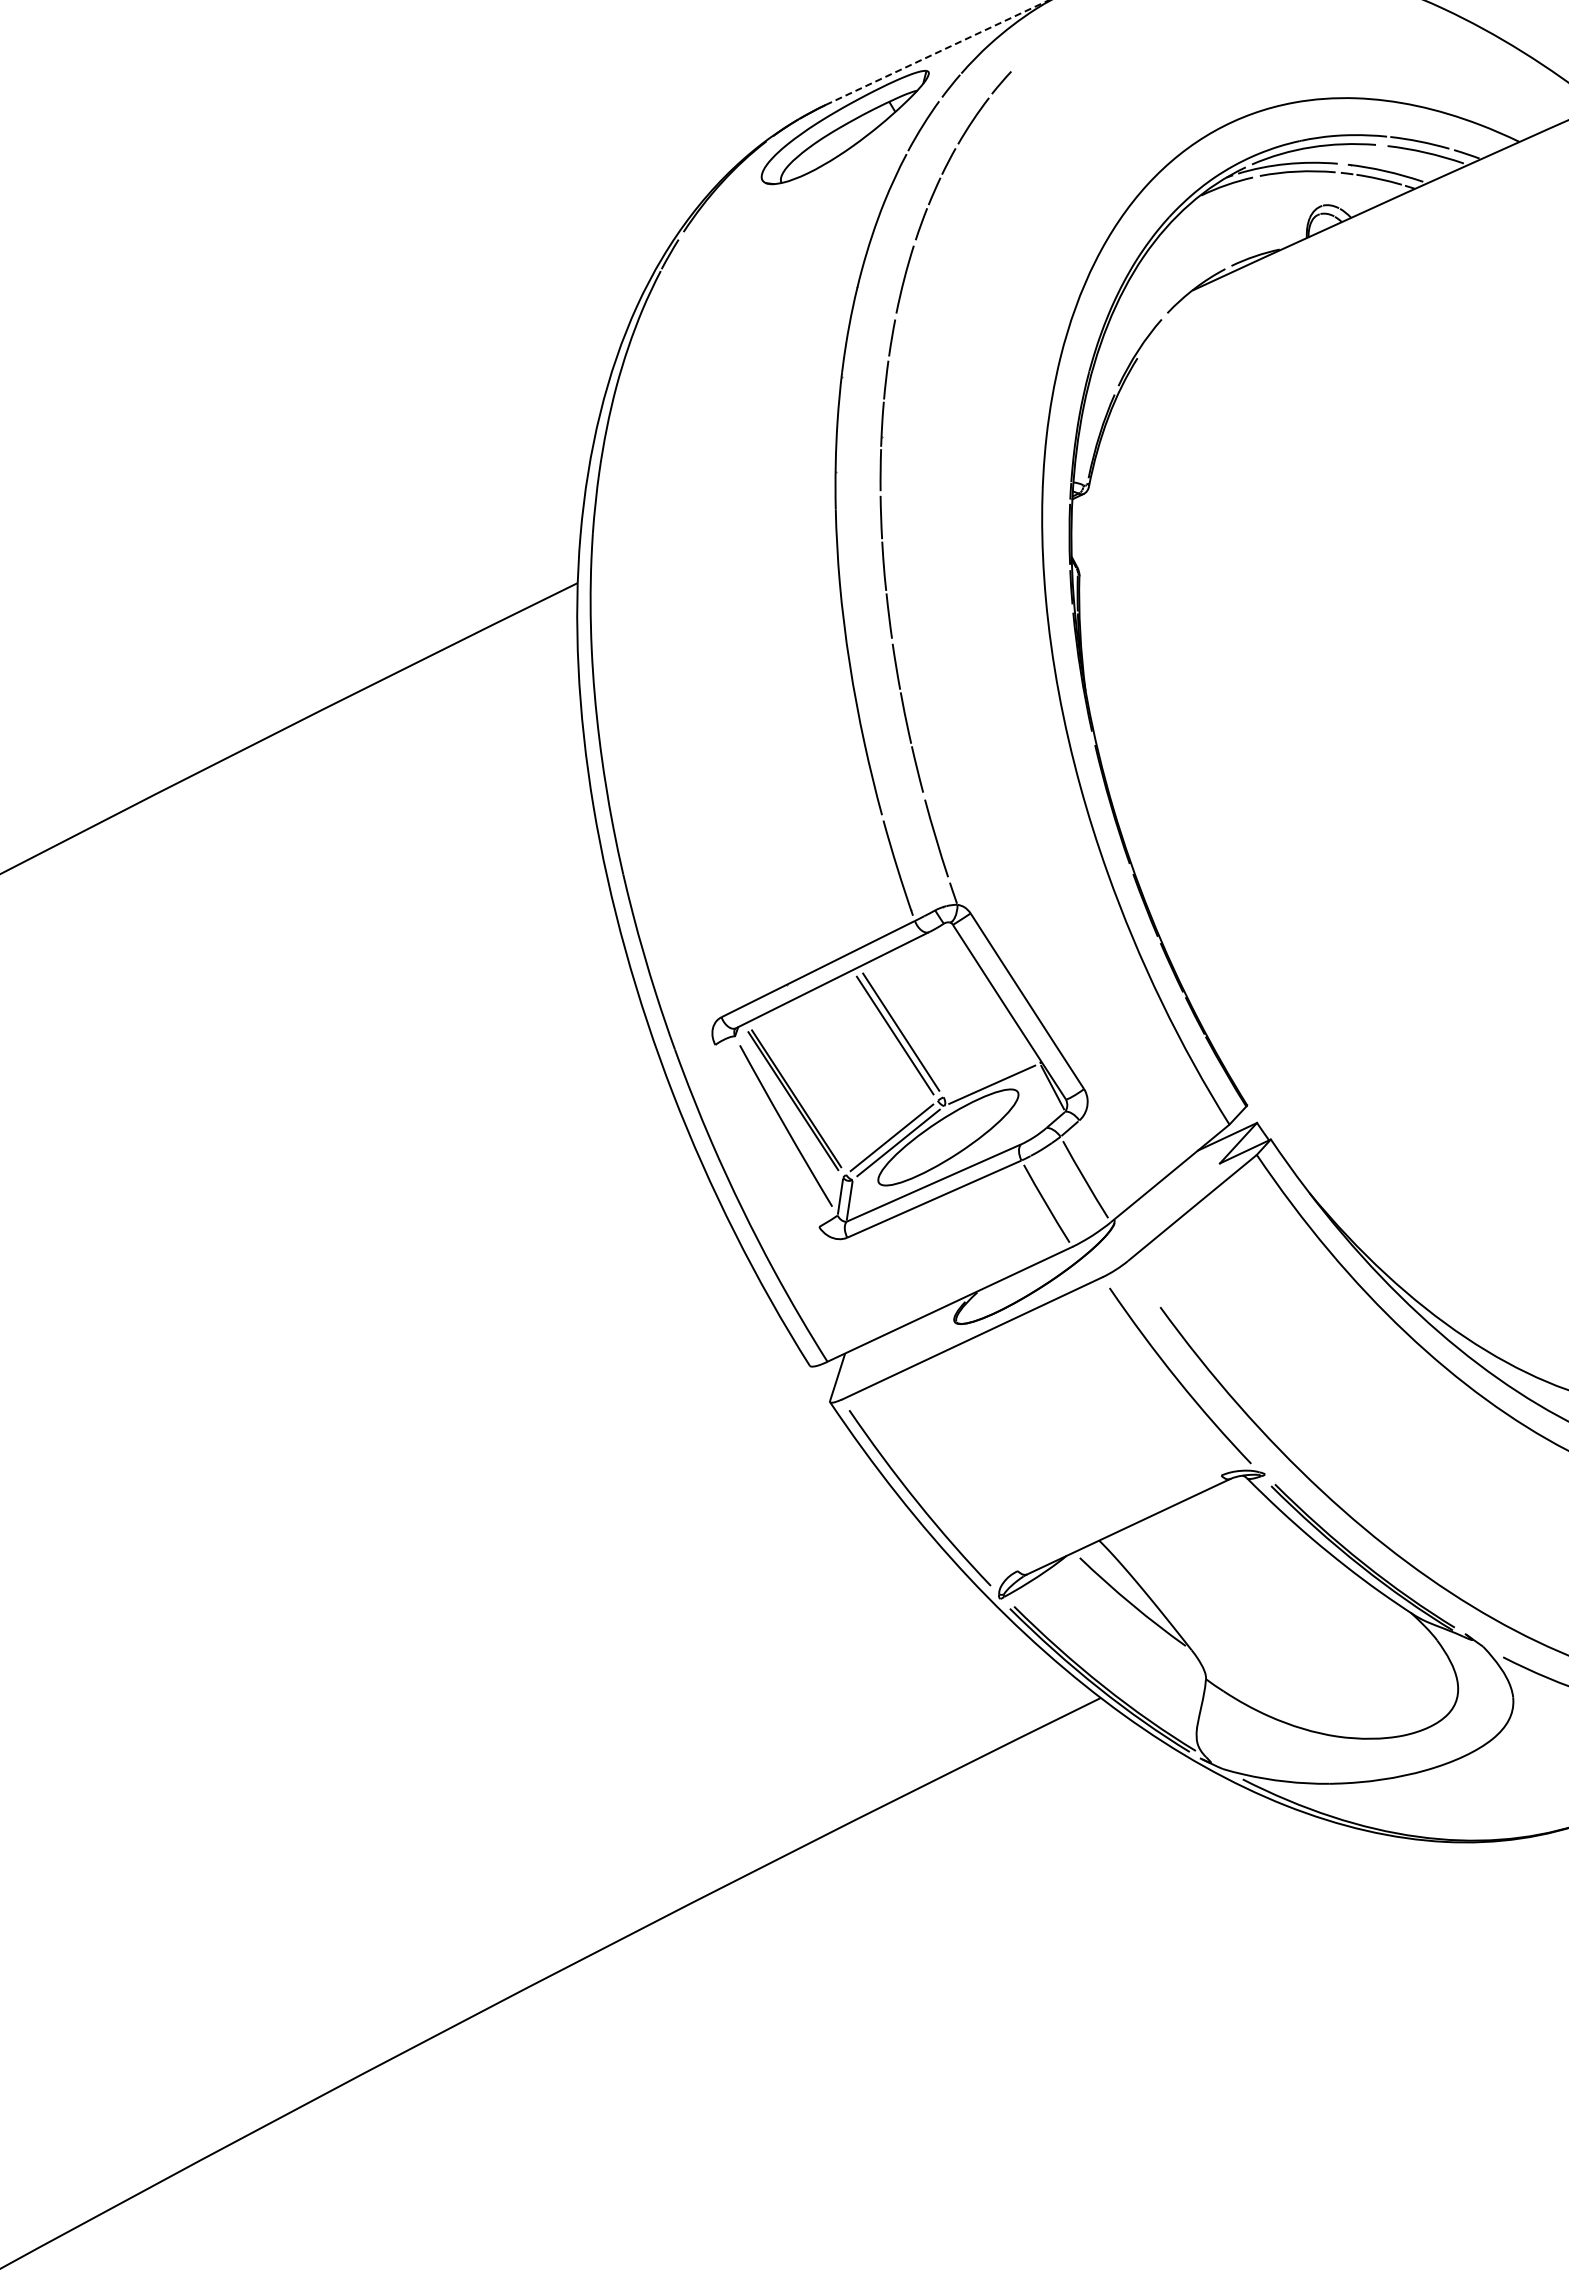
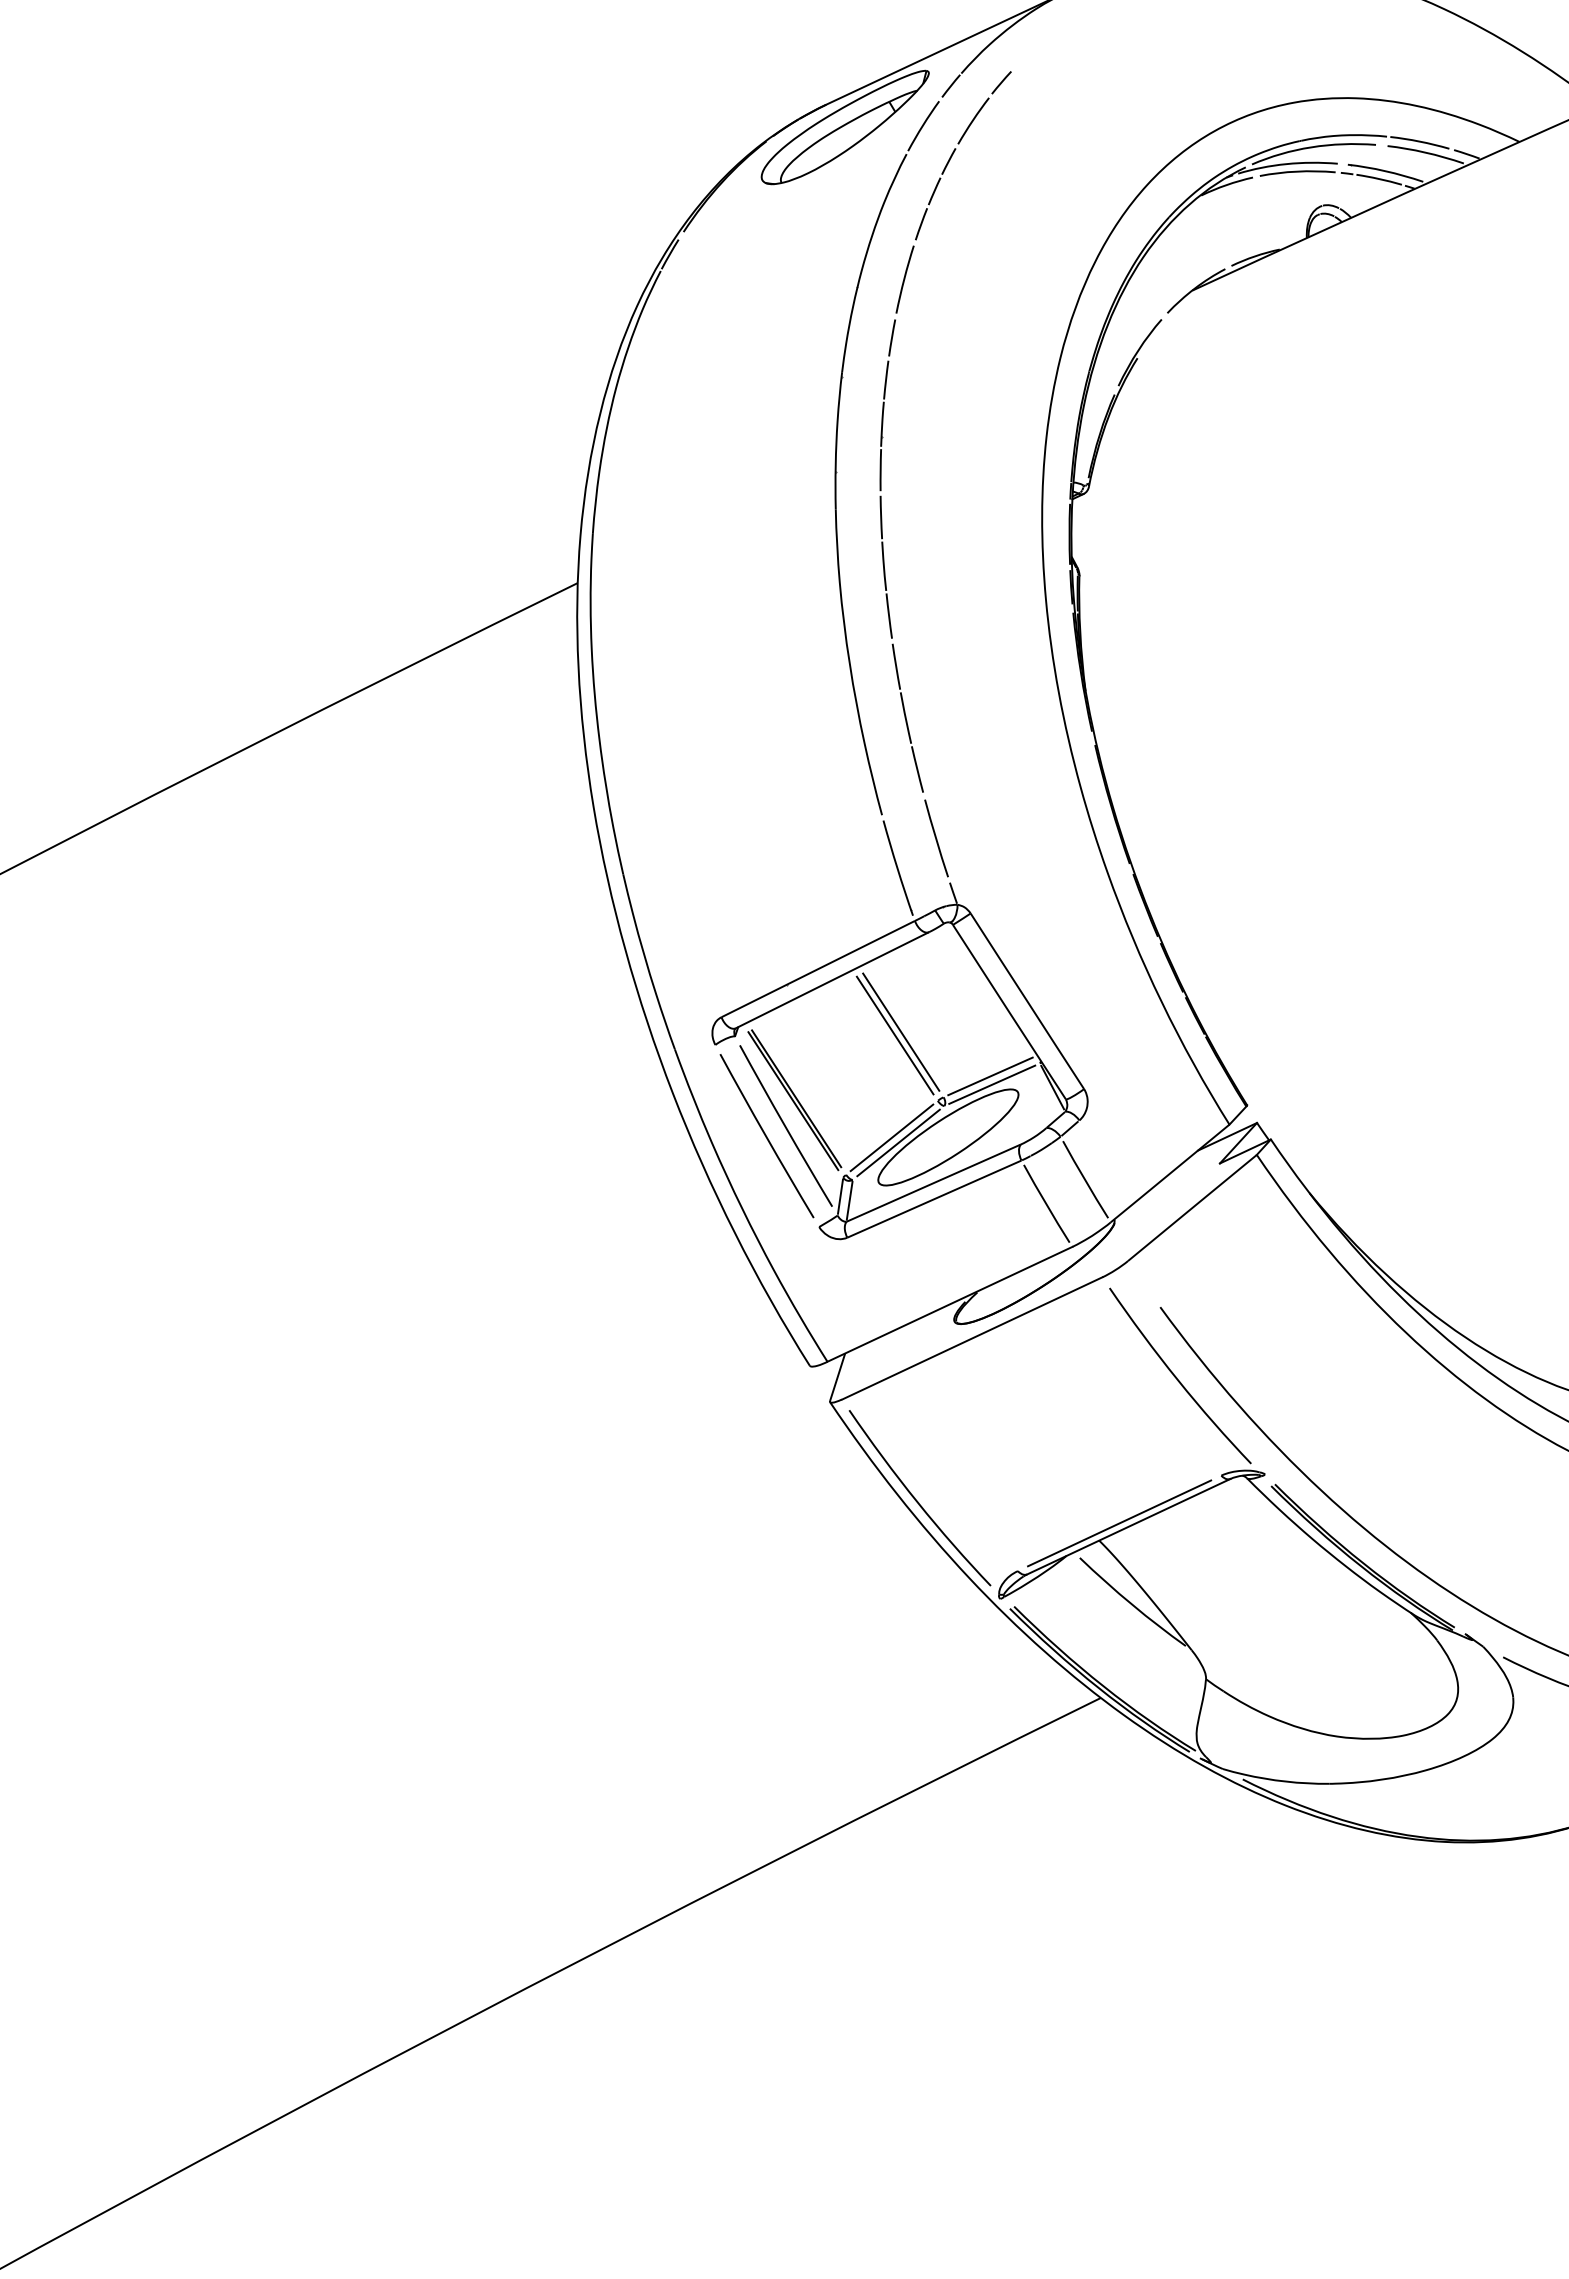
line: dashed -> solid (937, 52)
line: none -> present (990, 1076)
curve: none -> present (766, 1136)
line: none -> present (1119, 1523)
